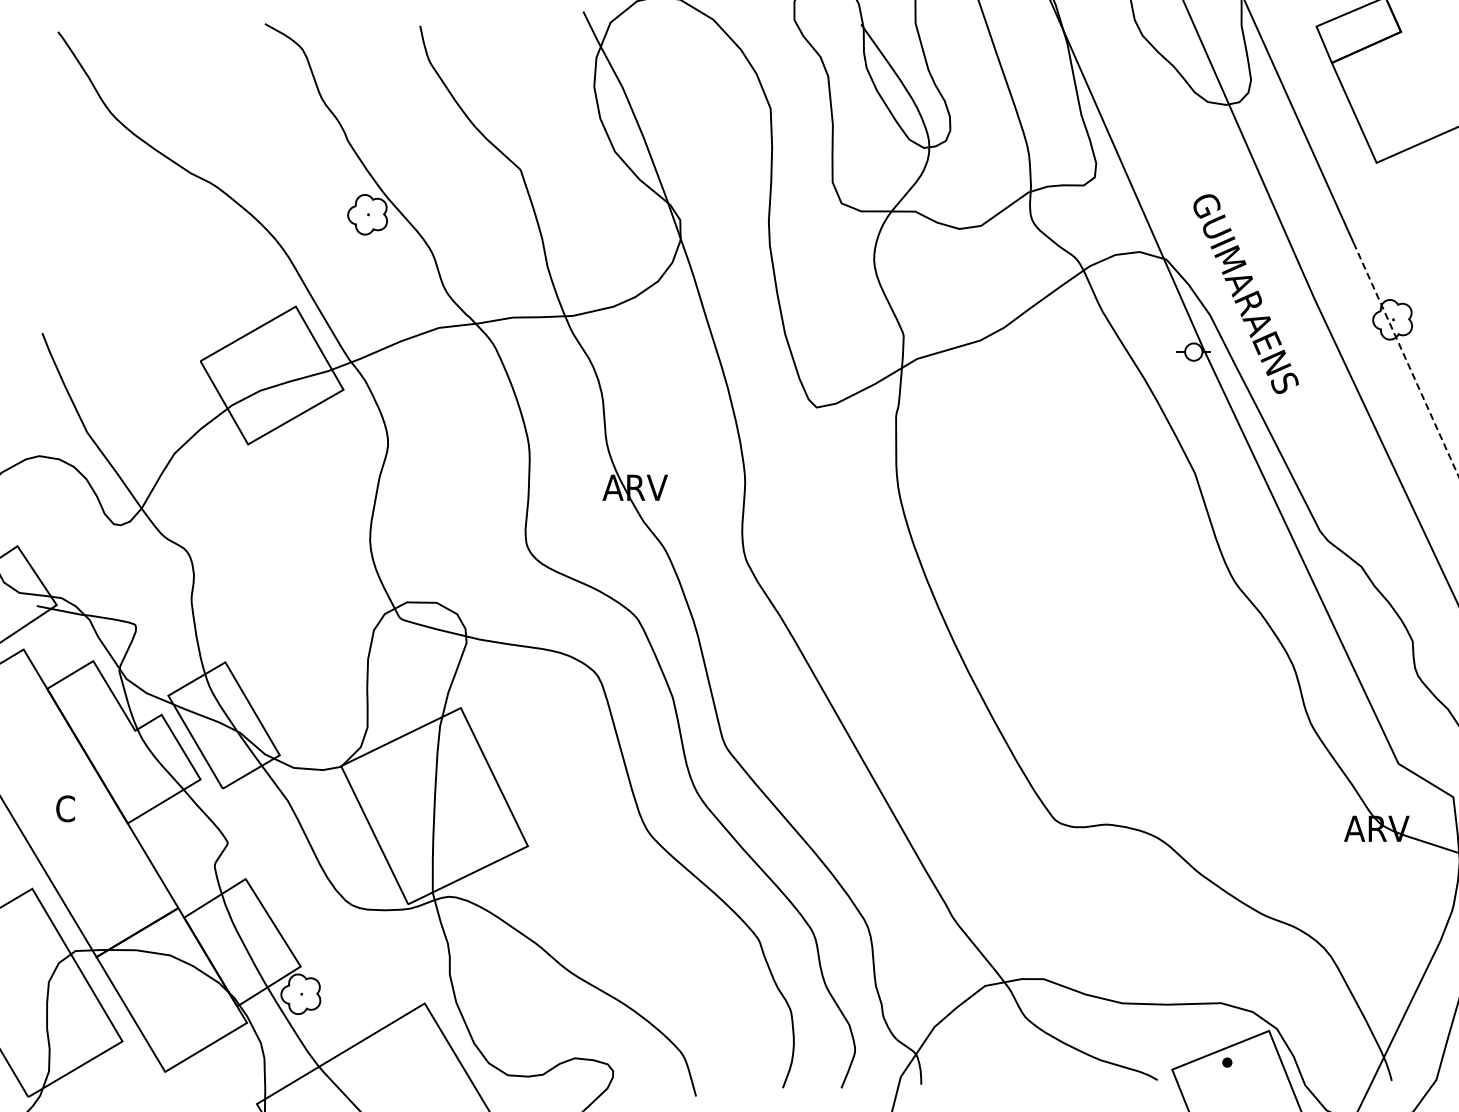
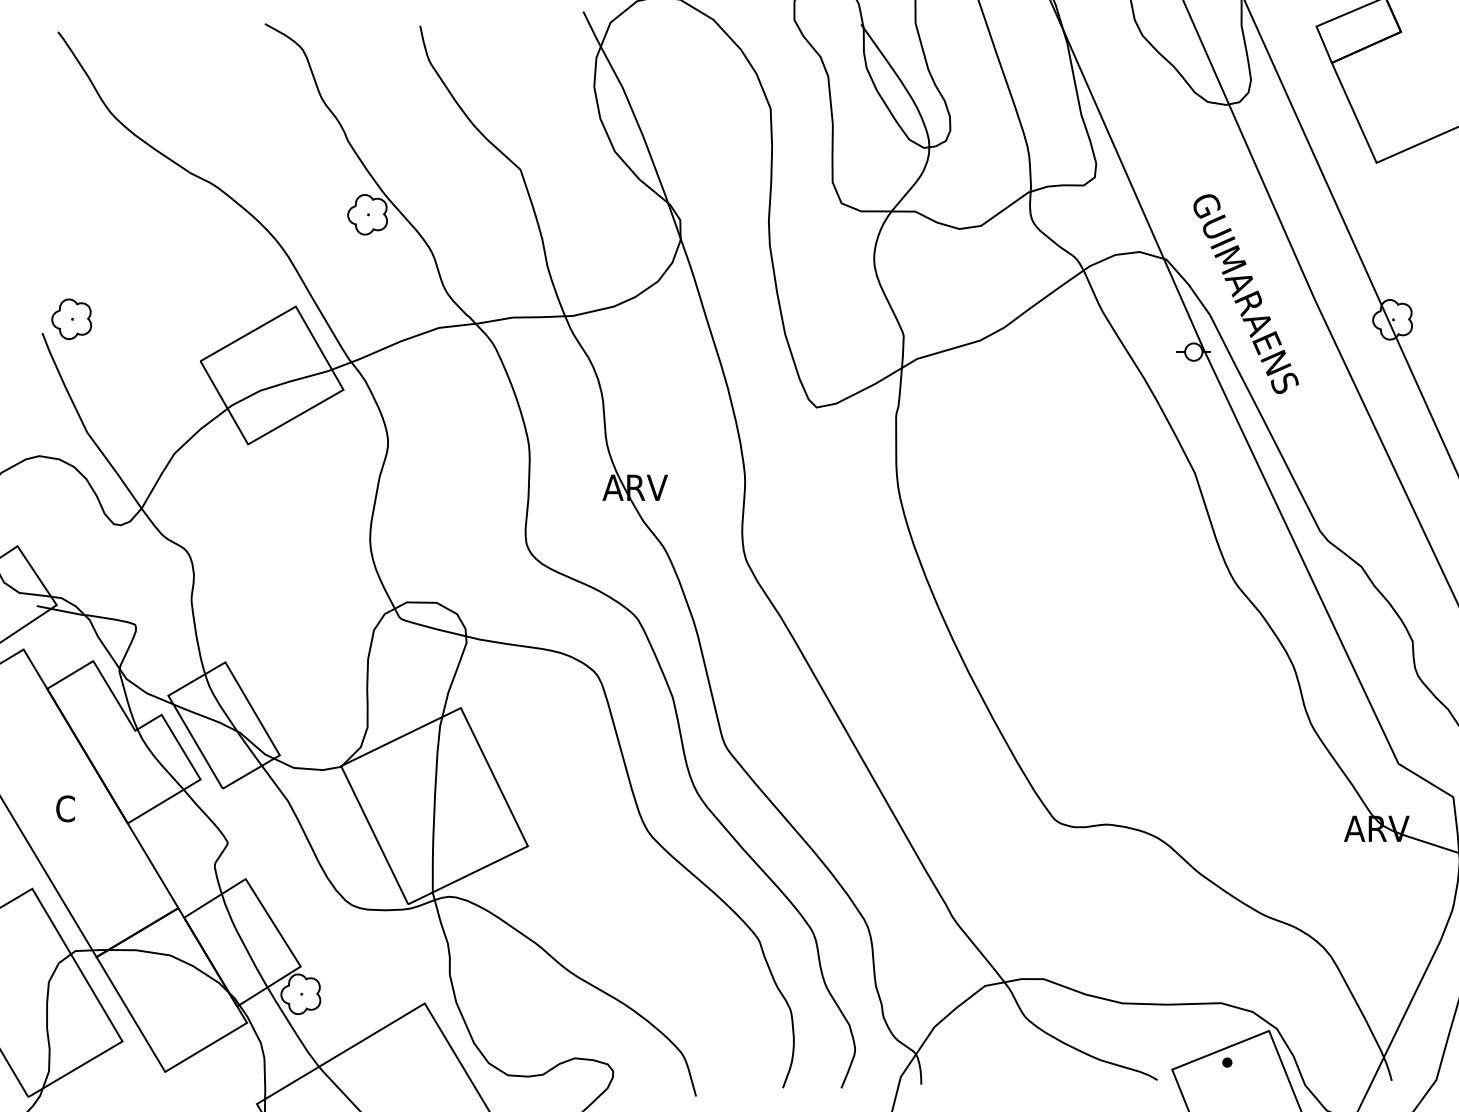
part: none -> present (71, 318)
line: dashed -> solid (1406, 360)
